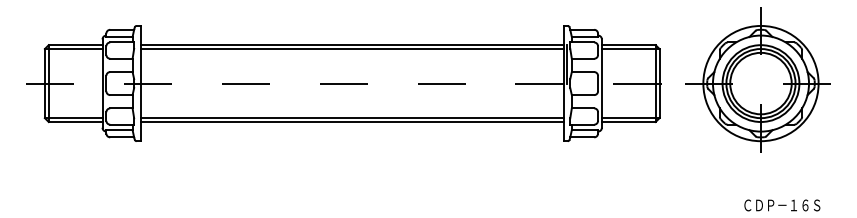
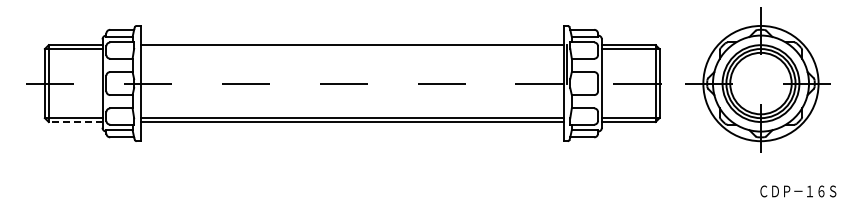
line: present -> none (351, 49)
line: solid -> dashed (75, 122)
text position: (782, 205) -> (798, 191) (798, 191)
